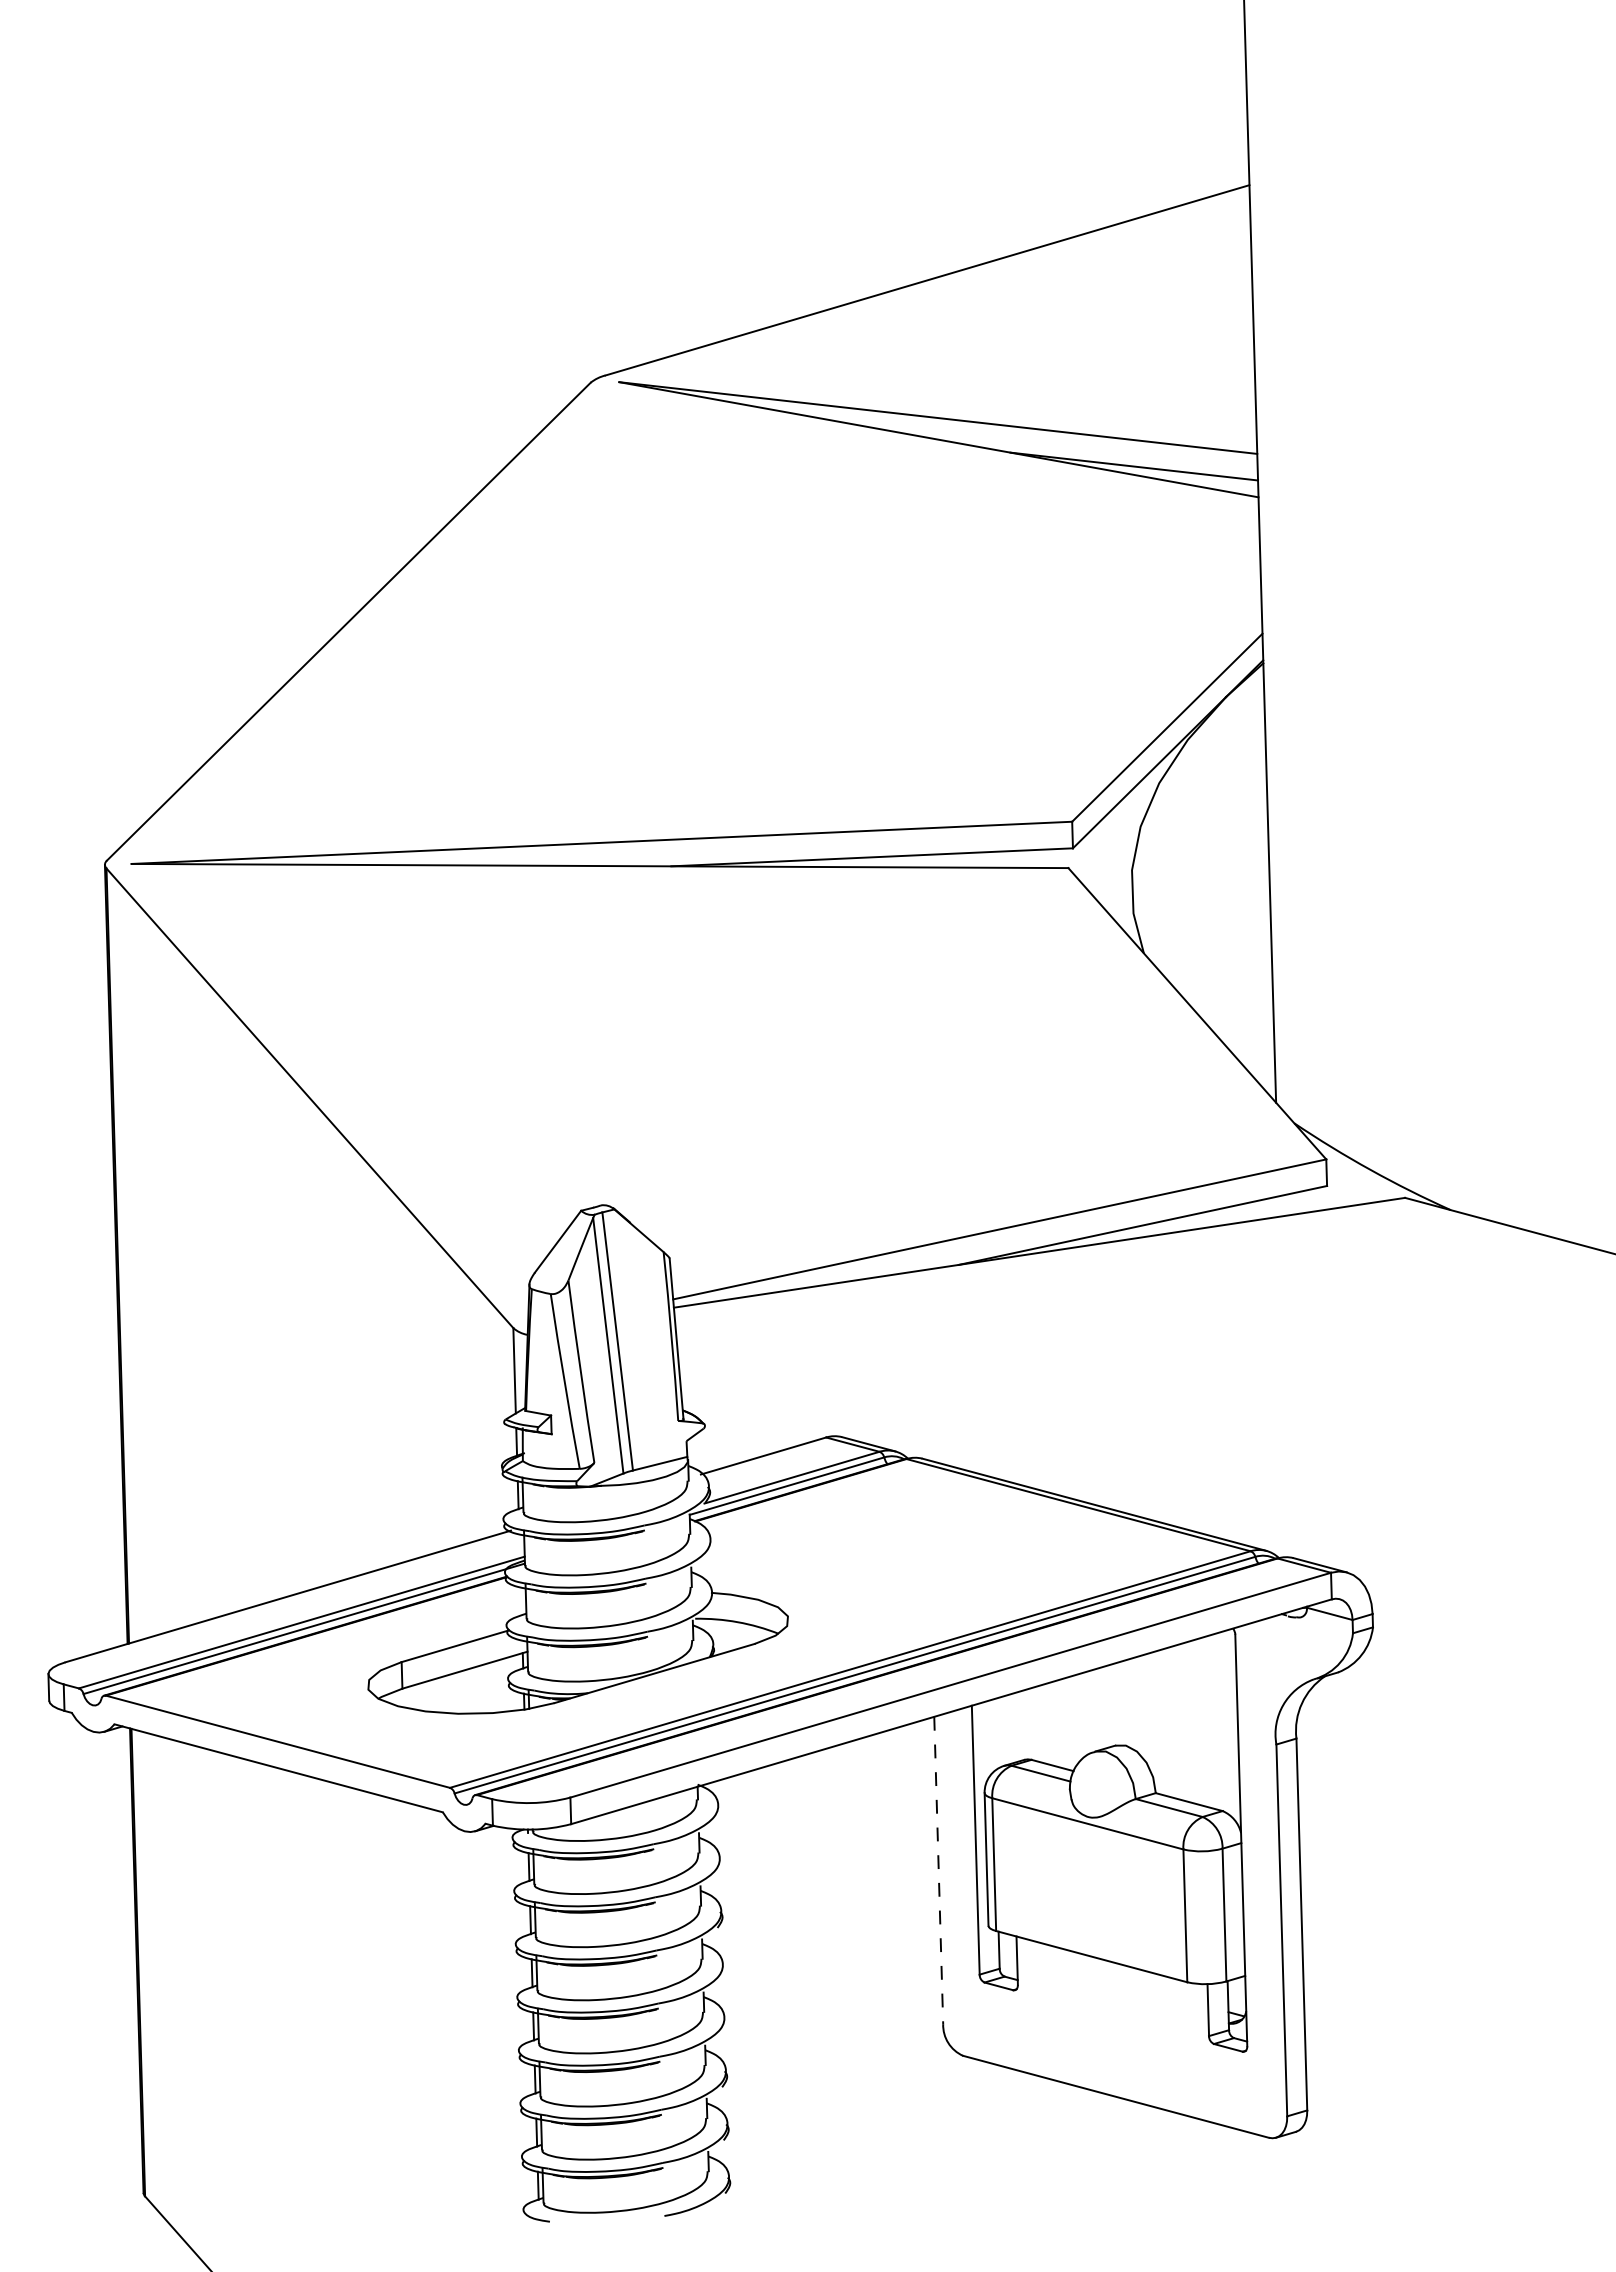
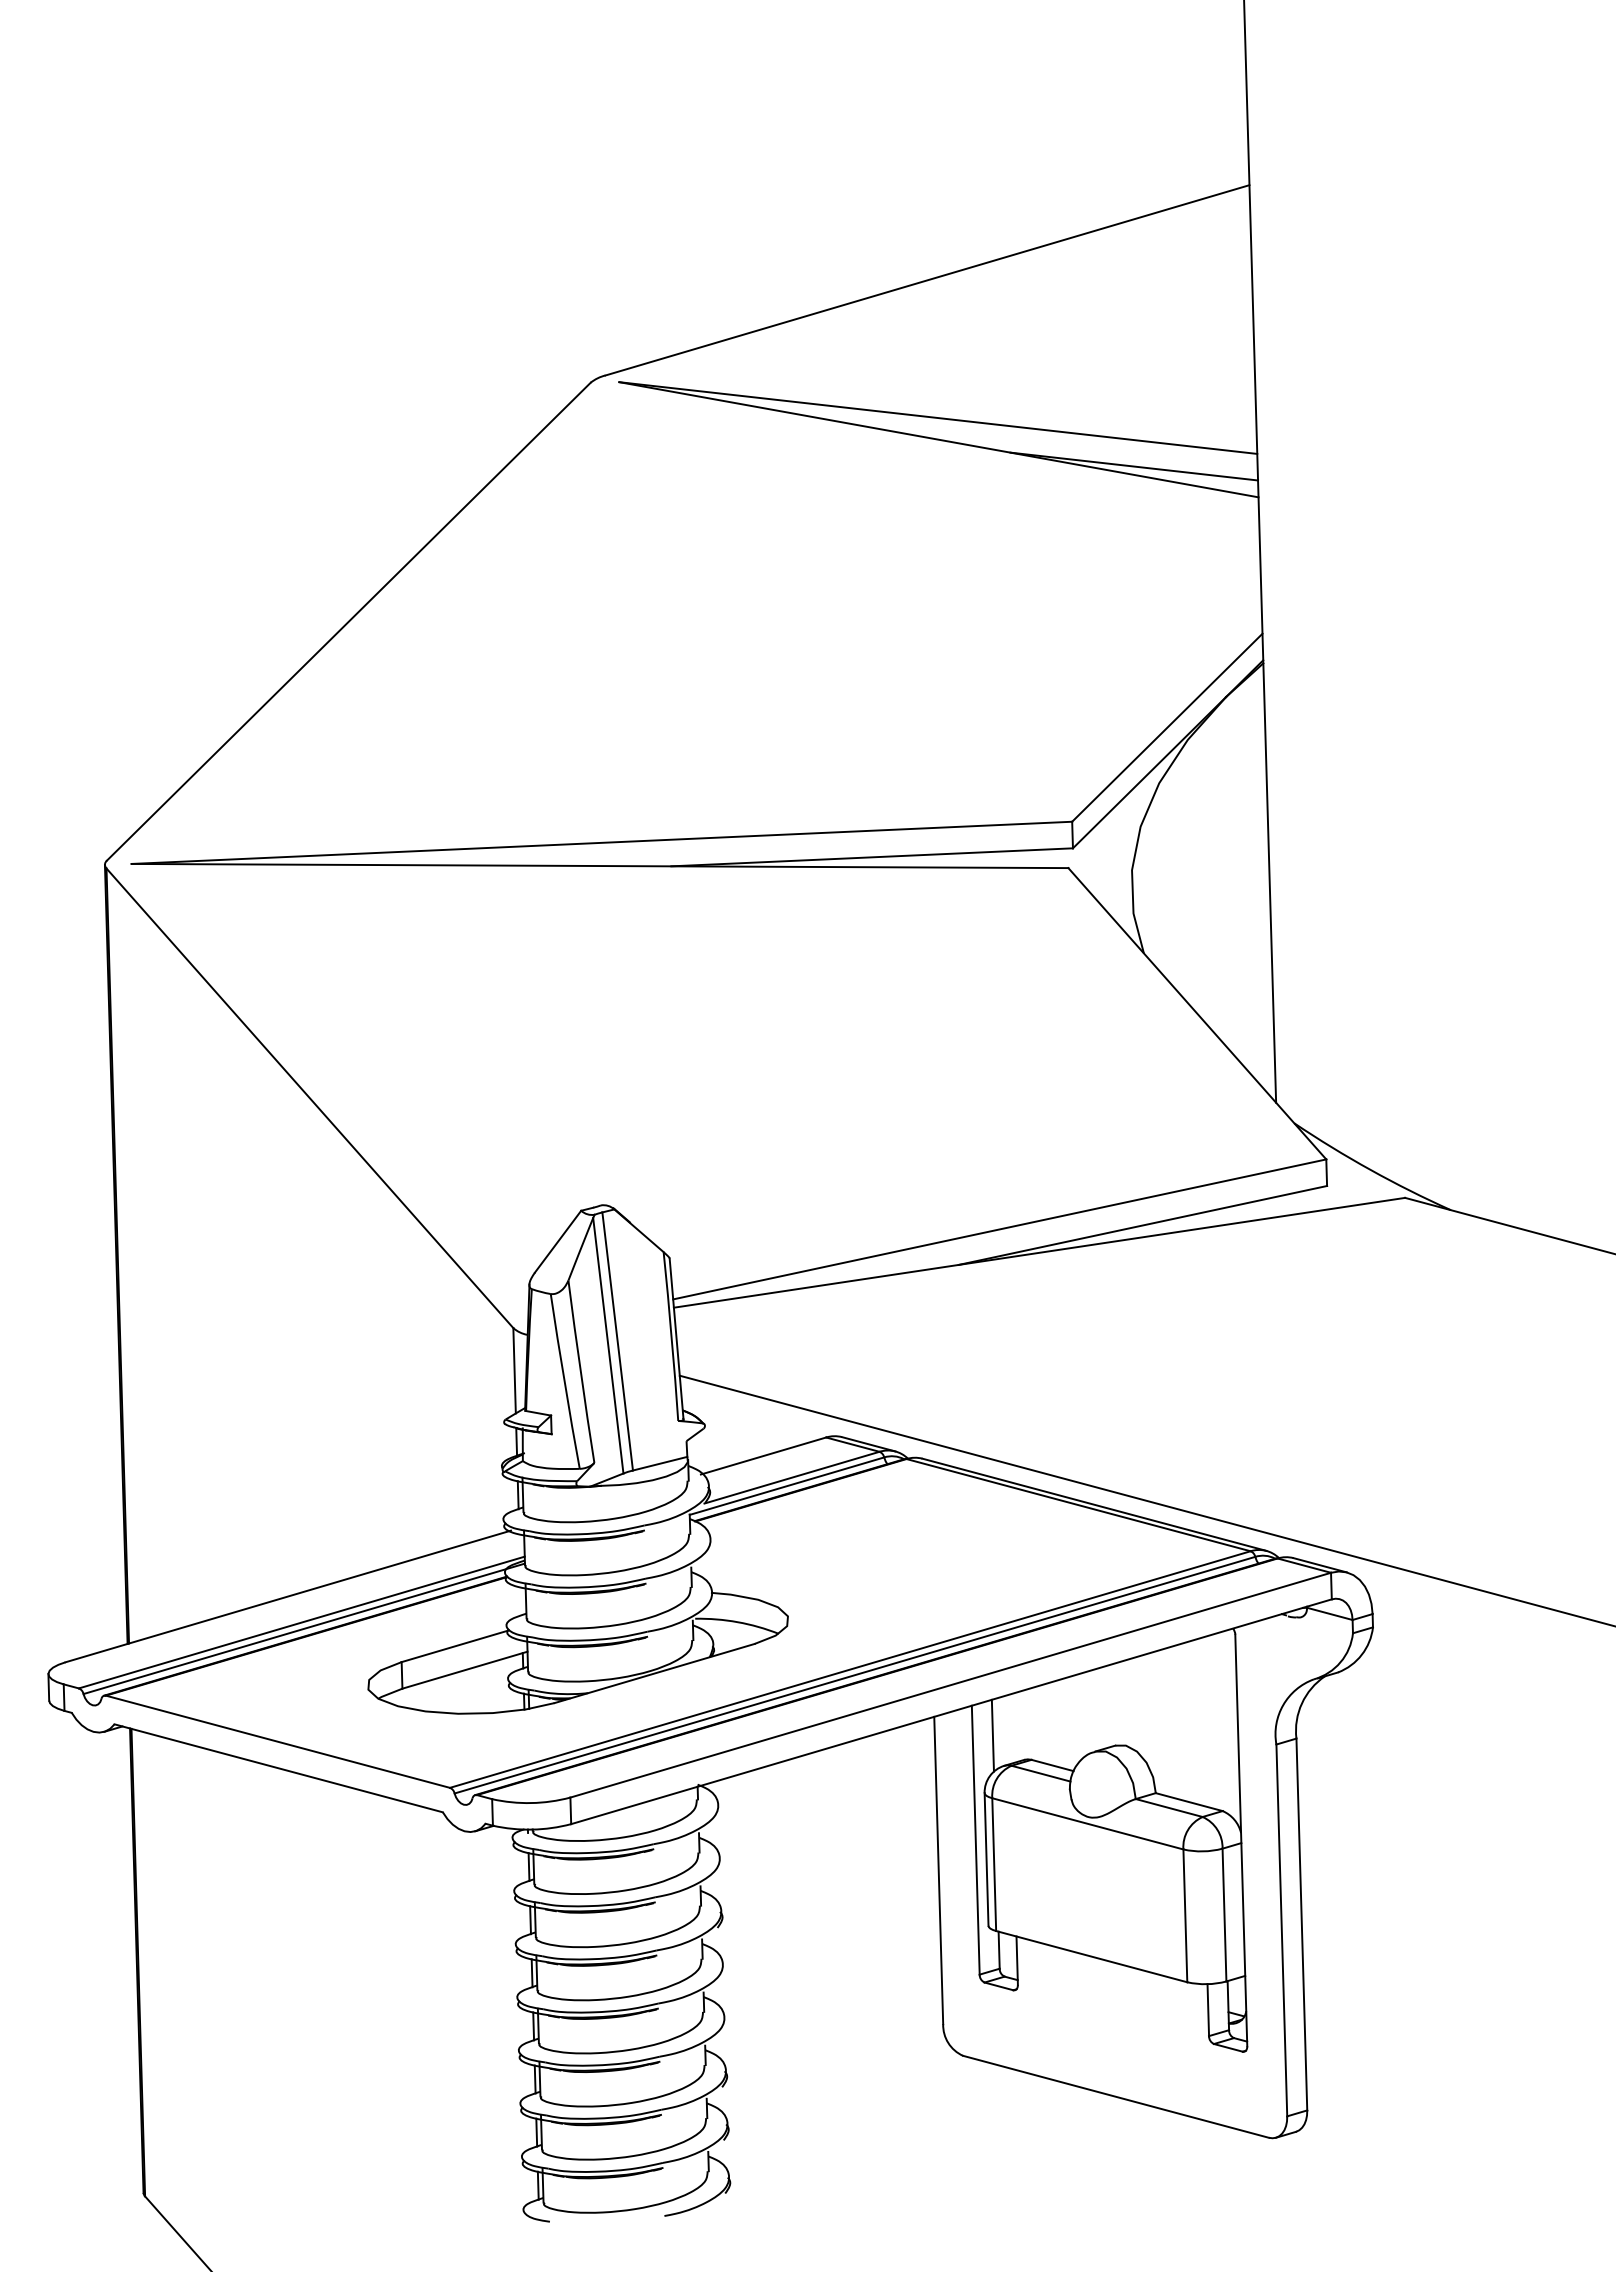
line: none -> present (1145, 1500)
line: none -> present (992, 1735)
line: dashed -> solid (938, 1870)
